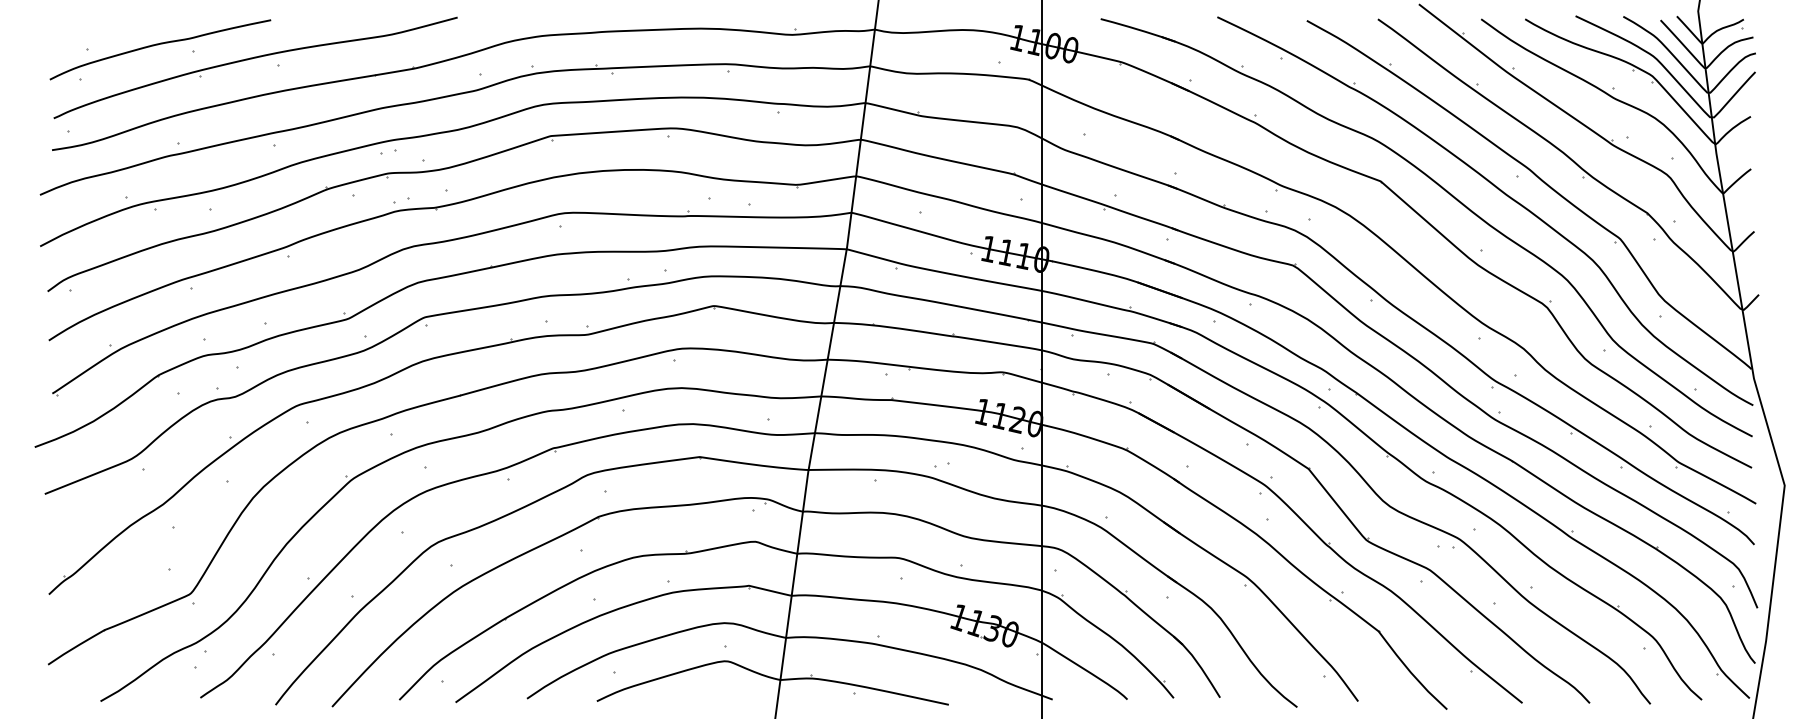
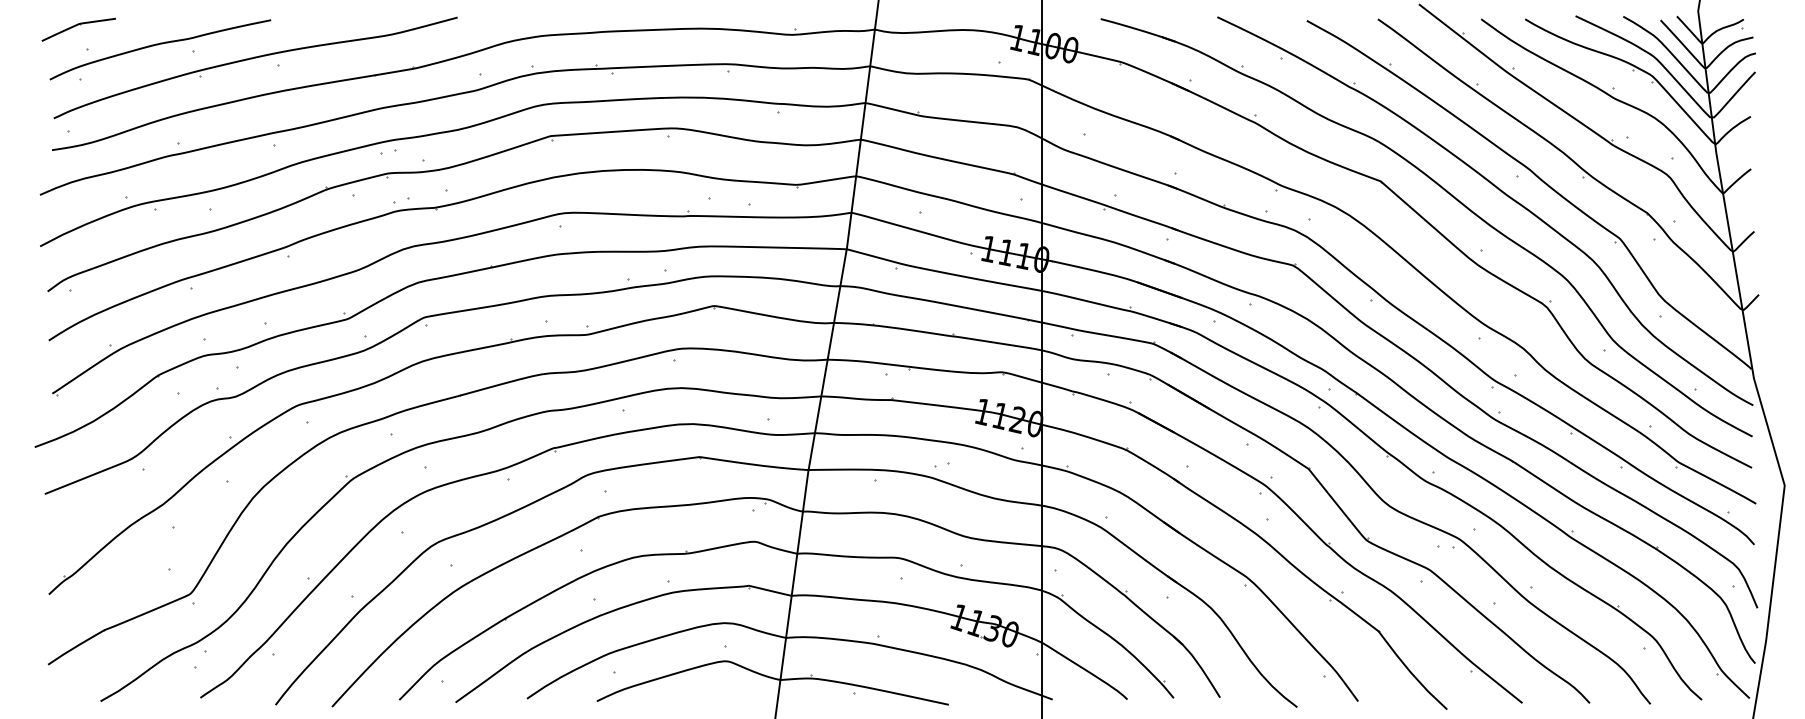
part: none -> present (78, 29)
